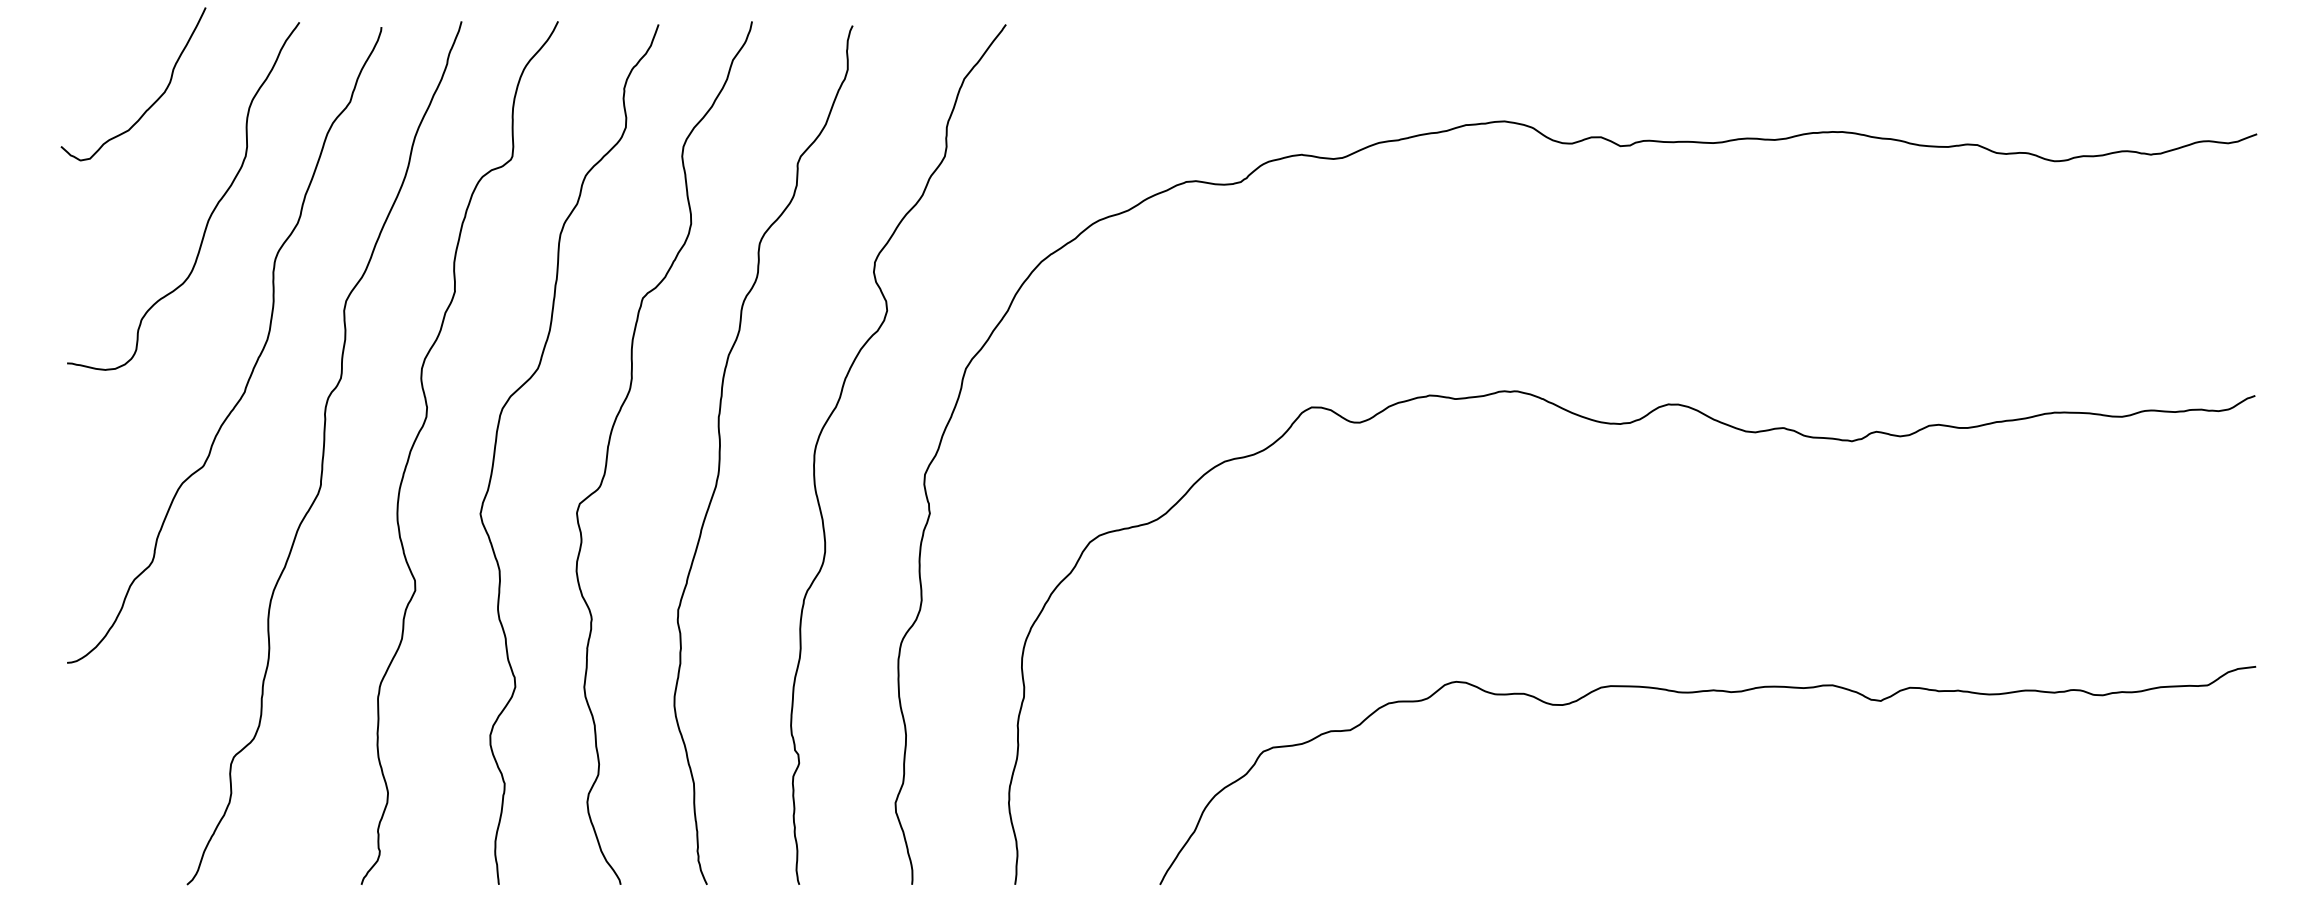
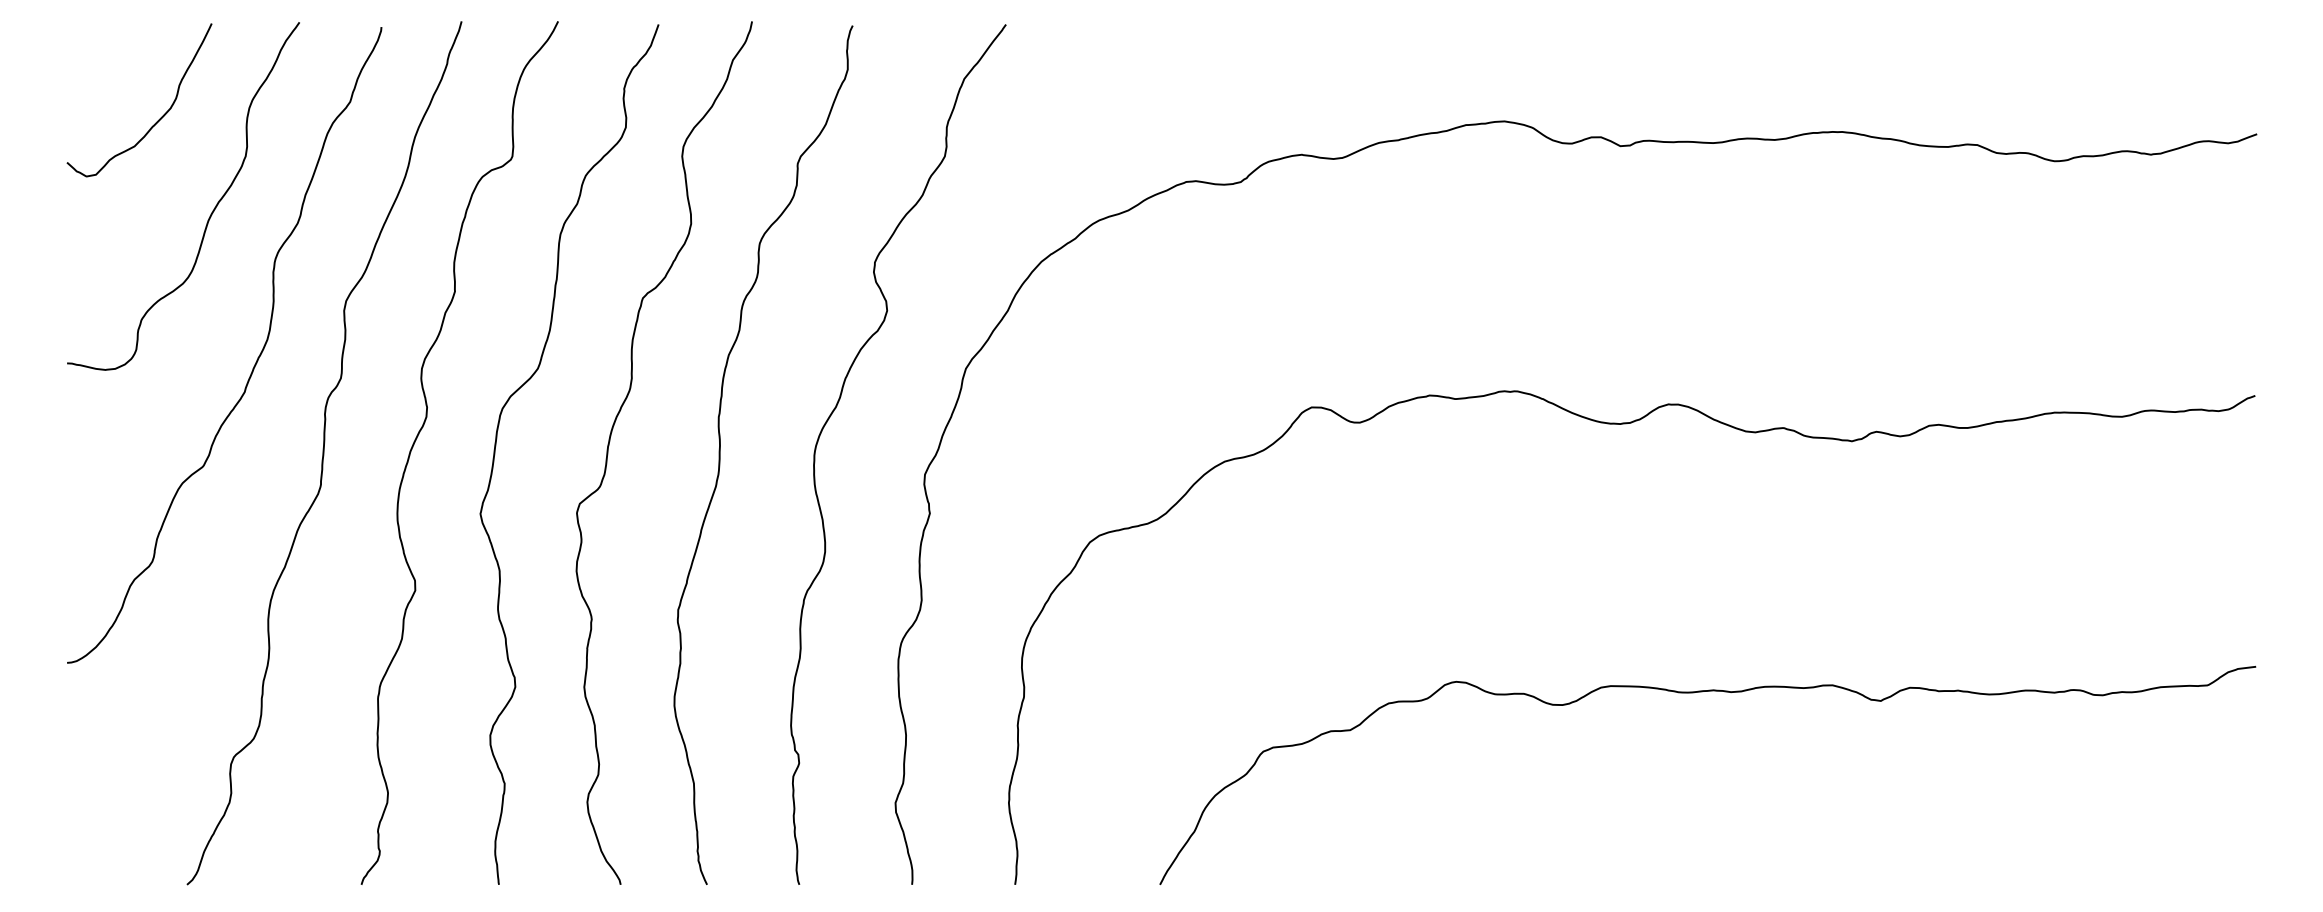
curve position: (152, 103) -> (158, 119) (158, 119)
